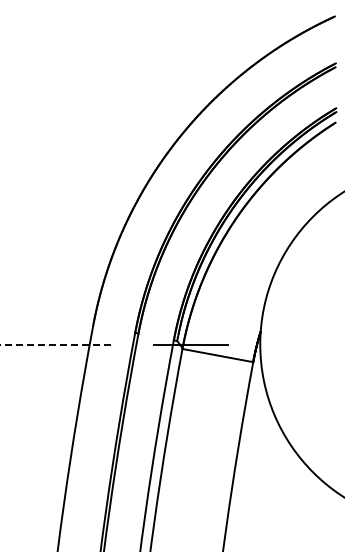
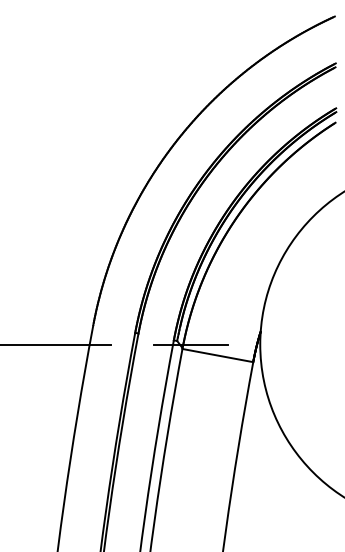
line: dashed -> solid (55, 344)
